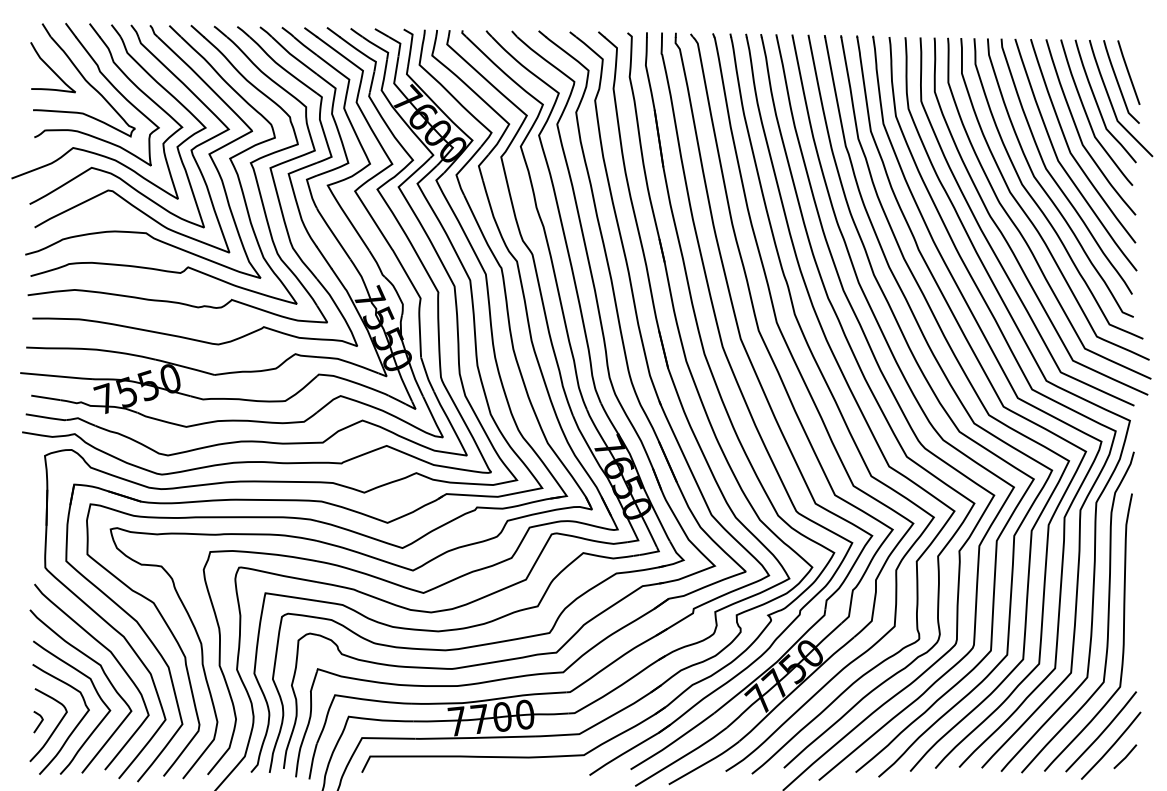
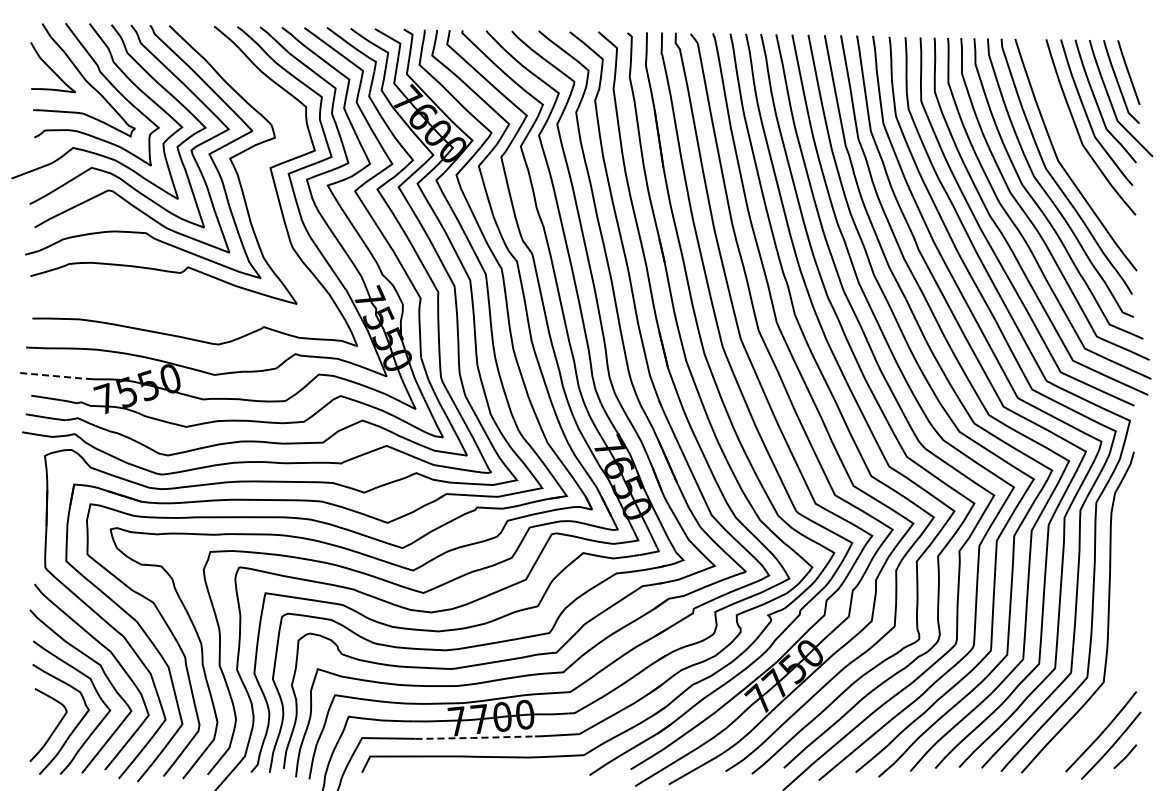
curve: present -> none (1069, 147)
part: present -> none (249, 162)
line: solid -> dashed (57, 376)
curve: present -> none (1122, 639)
curve: present -> none (39, 722)
line: solid -> dashed (474, 737)
